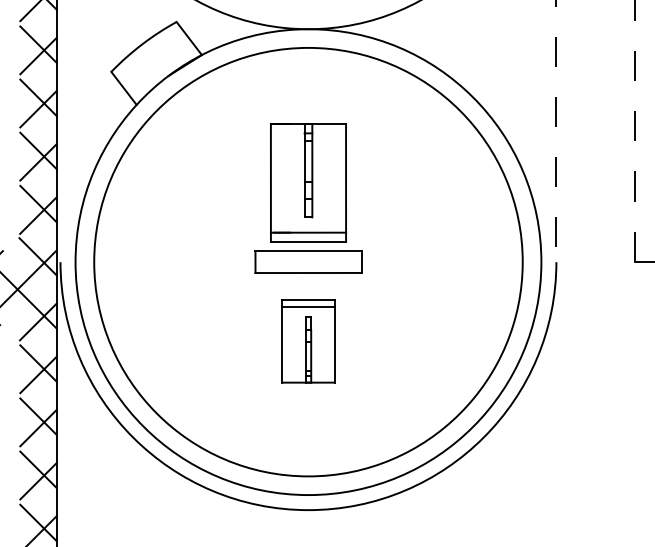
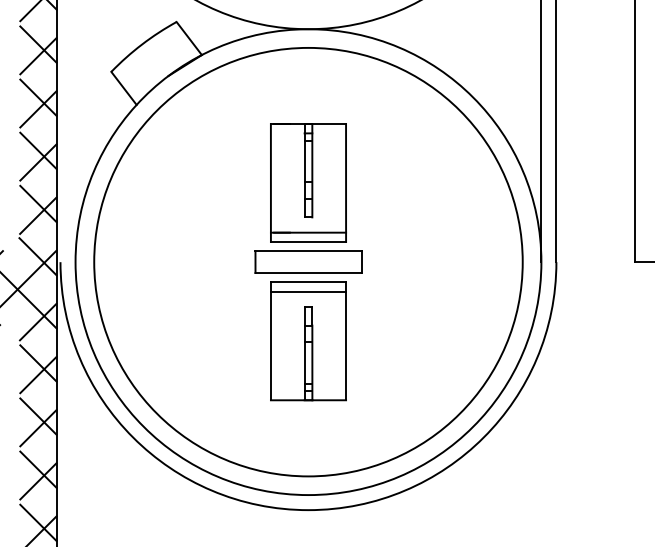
line: dashed -> solid (635, 130)
line: dashed -> solid (556, 131)
line: none -> present (541, 132)
part size: 55x85 px -> 77x121 px (308, 341)
